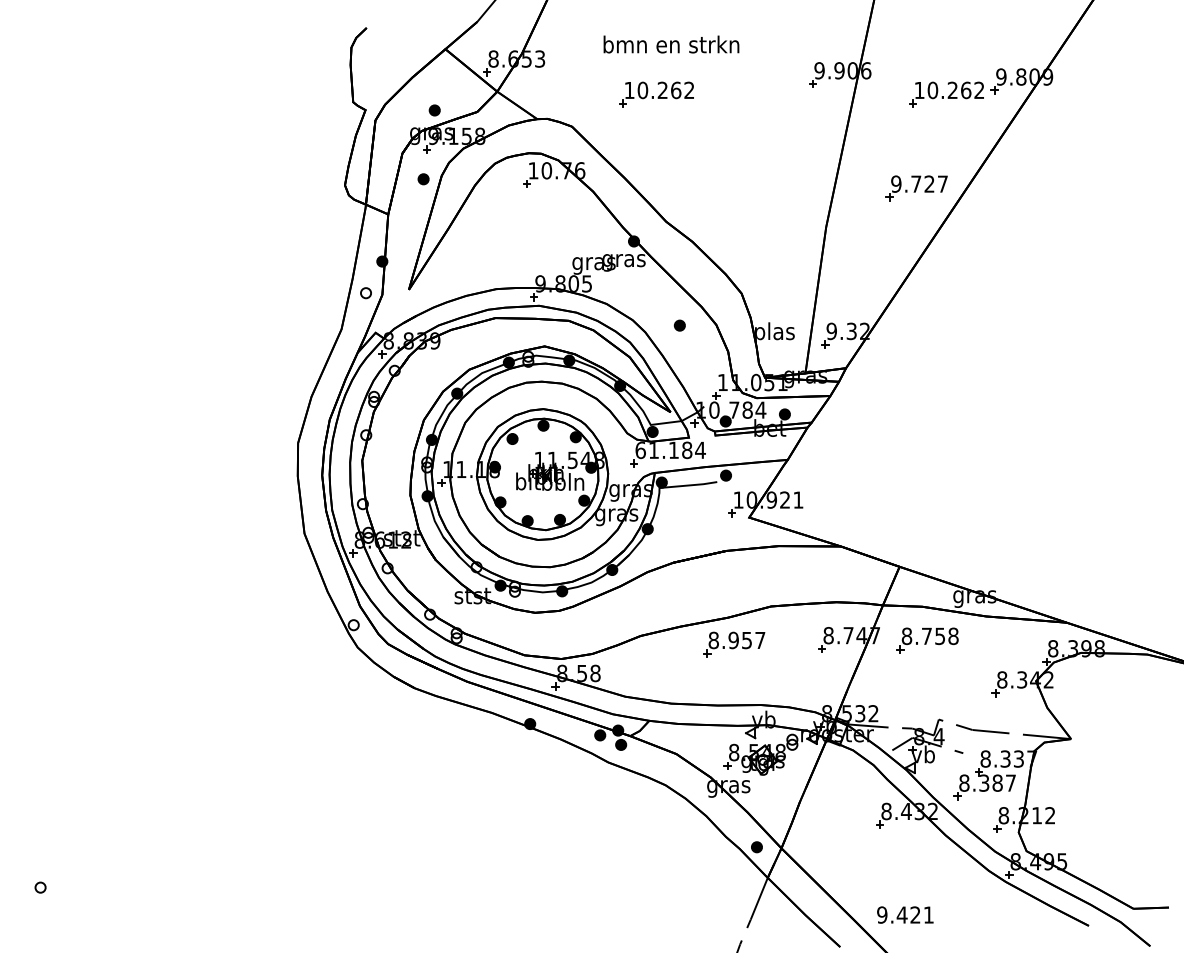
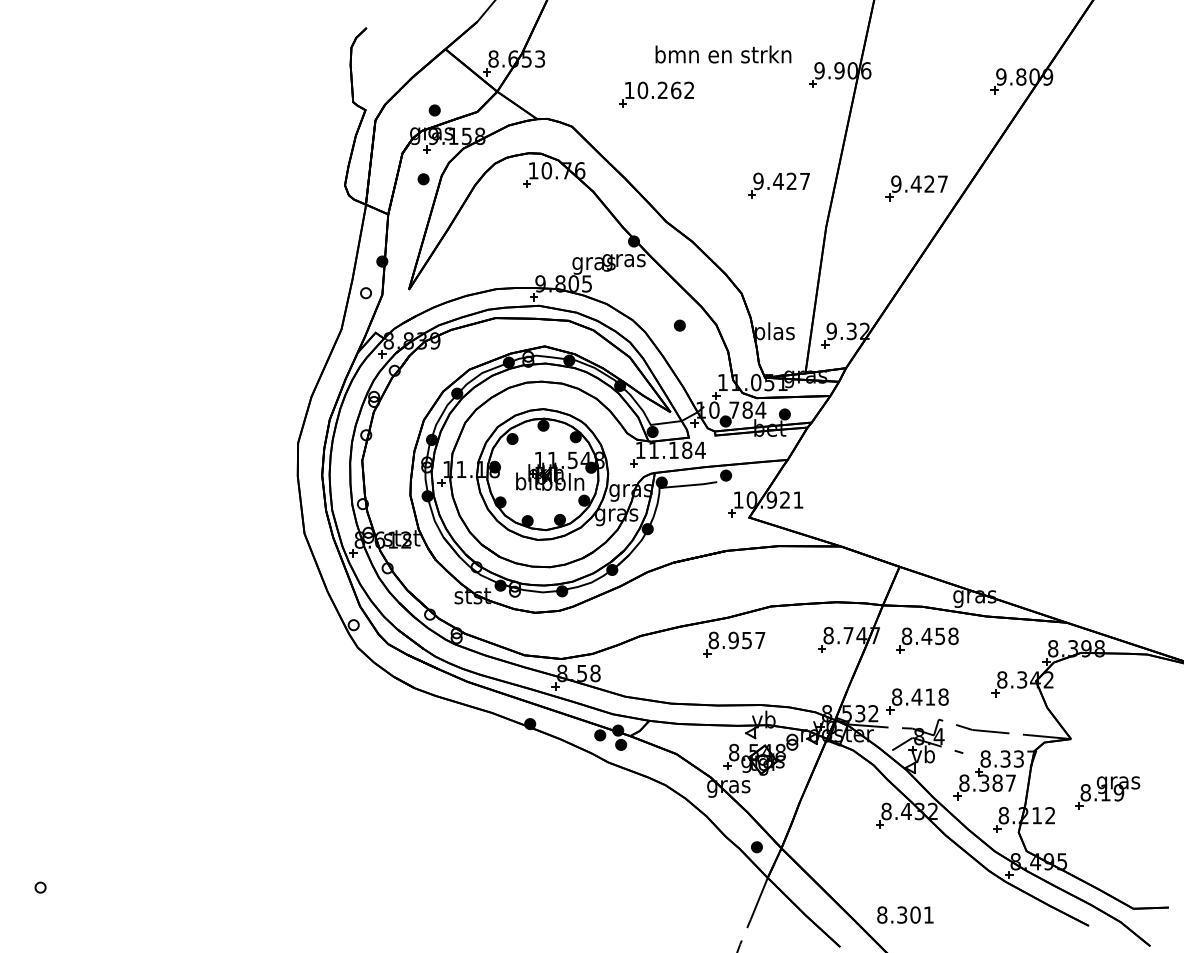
text position: (671, 44) -> (723, 54) (723, 54)
part: present -> none (946, 94)
text: 9.727 -> 9.427 (915, 183)
part: none -> present (778, 185)
text: 61.184 -> 11.184 (640, 450)
text: 8.758 -> 8.458 (926, 635)
part: none -> present (917, 701)
part: none -> present (1107, 792)
text: 9.421 -> 8.301 (898, 914)
